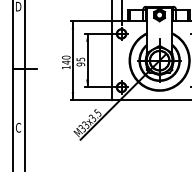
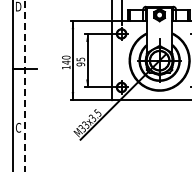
line: solid -> dashed (24, 85)
